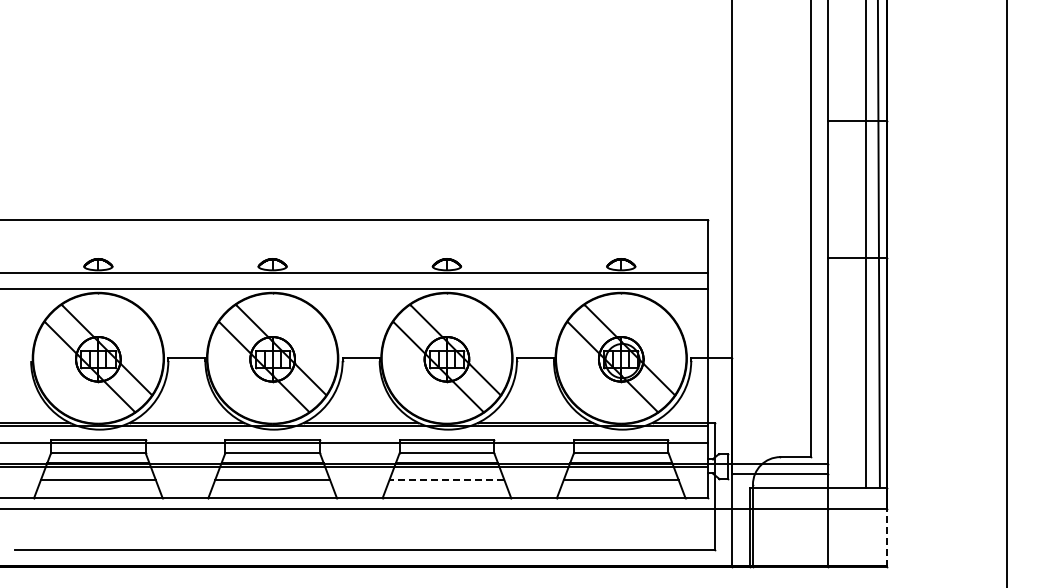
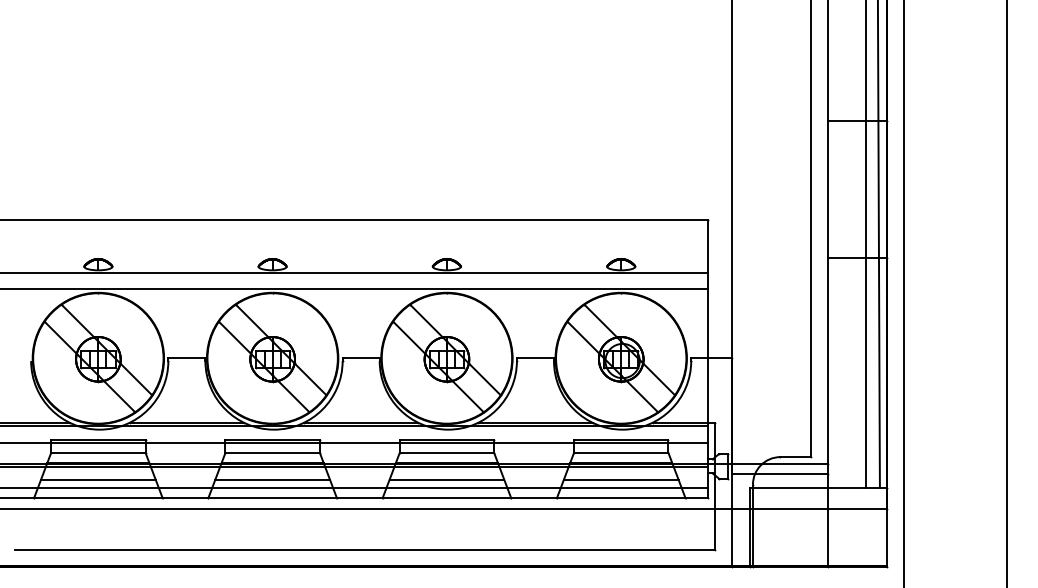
line: none -> present (903, 293)
line: dashed -> solid (446, 479)
line: none -> present (355, 487)
line: dashed -> solid (886, 537)
